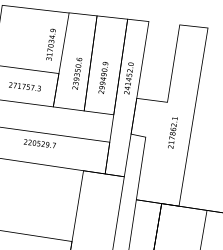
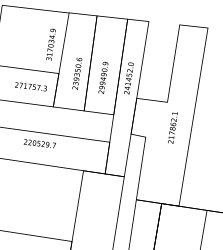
text position: (24, 86) -> (30, 86) (30, 86)
text position: (172, 132) -> (172, 127) (172, 127)
